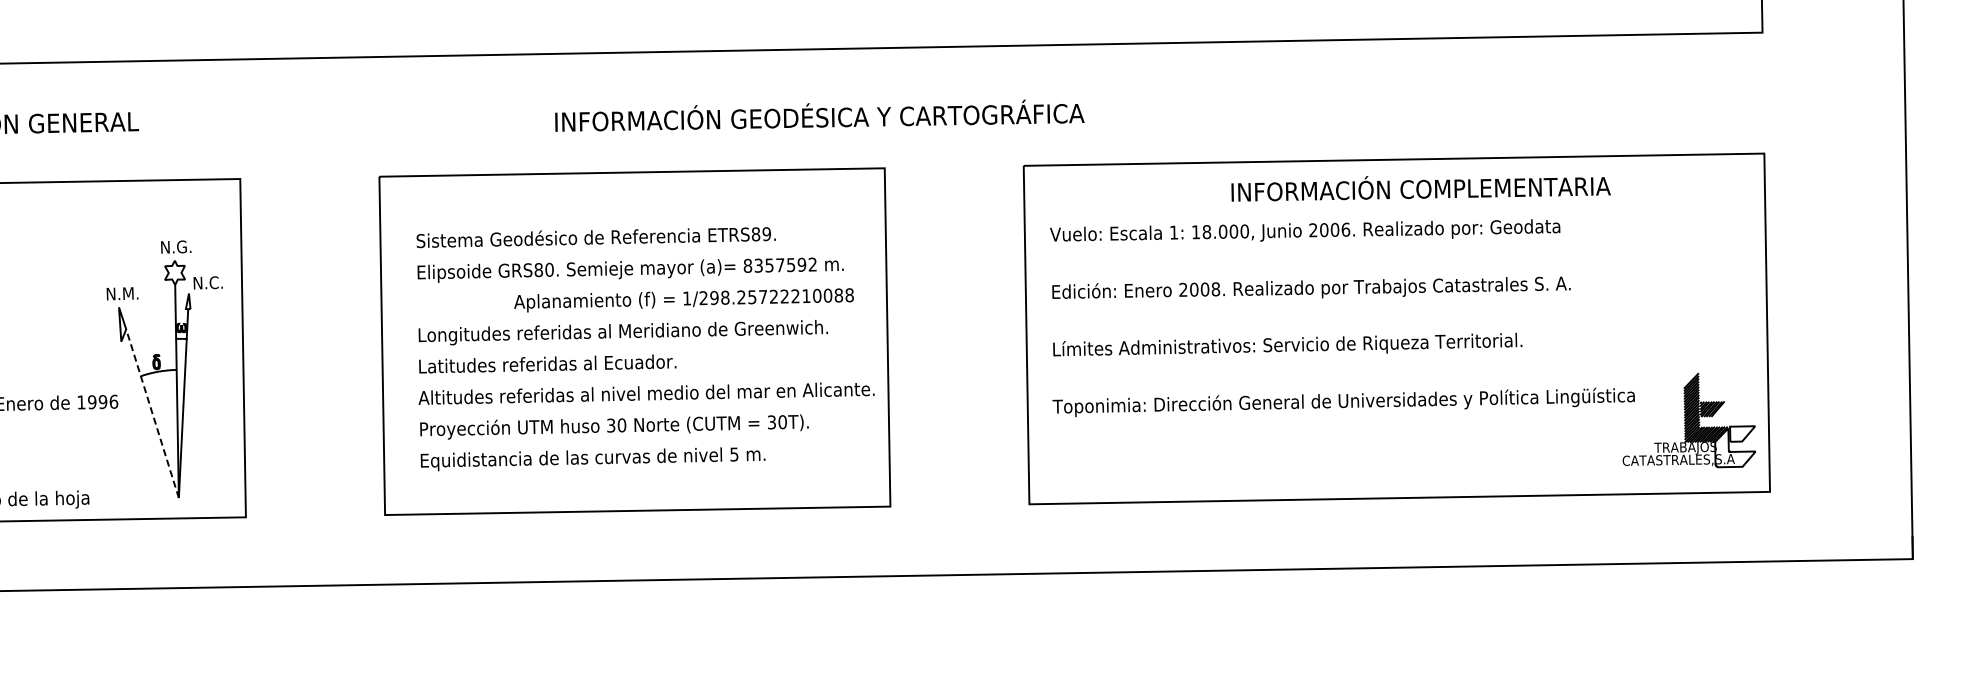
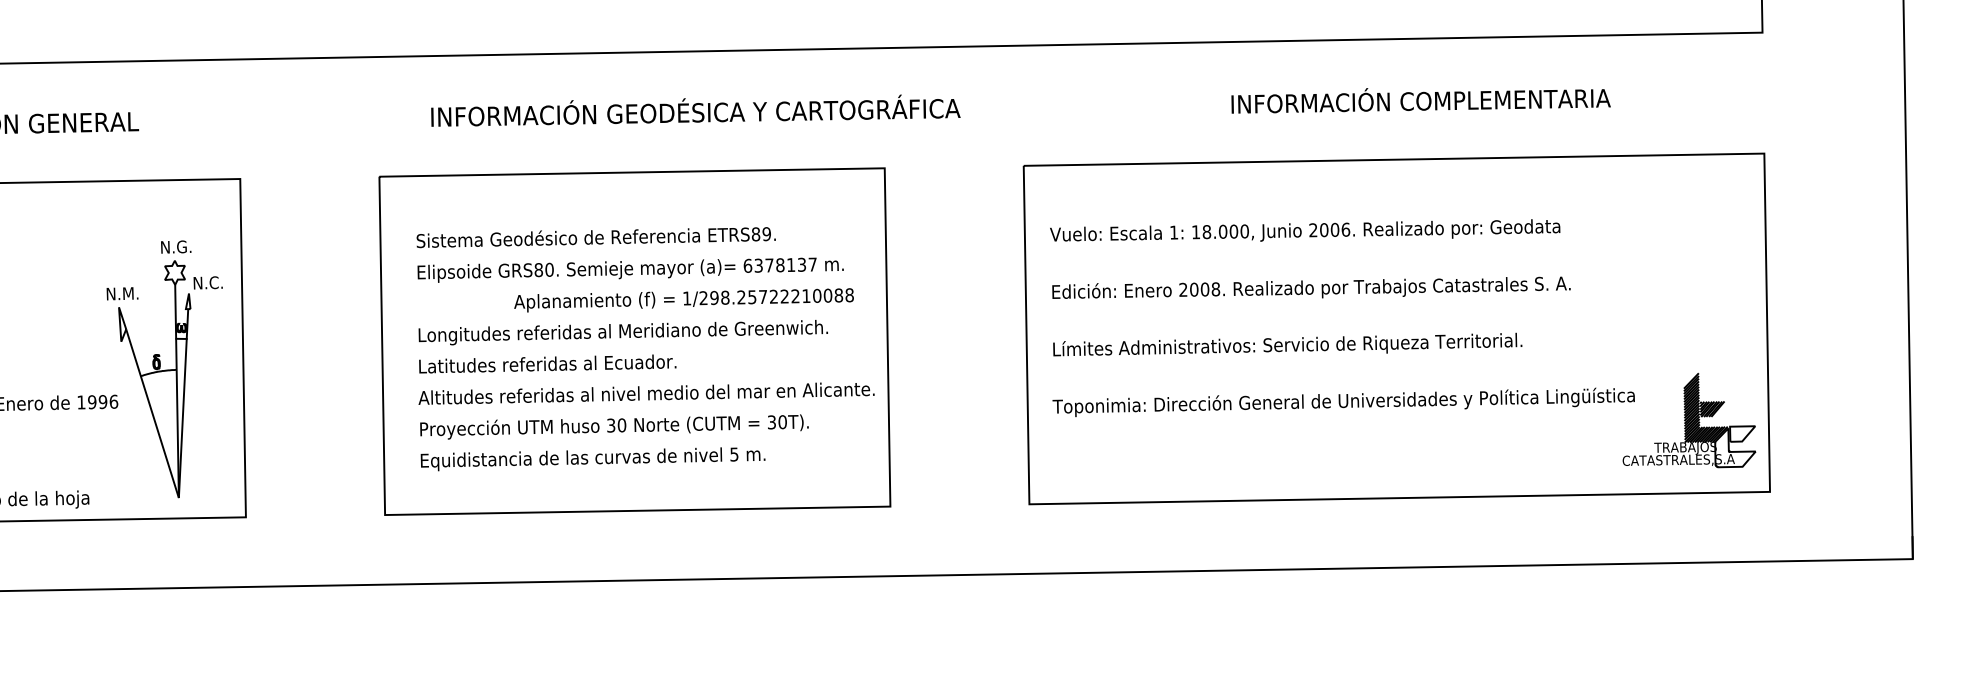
text position: (819, 115) -> (695, 110) (695, 110)
text position: (1420, 188) -> (1420, 100) (1420, 100)
text: 8357592 -> 6378137 (779, 264)
line: dashed -> solid (152, 413)
